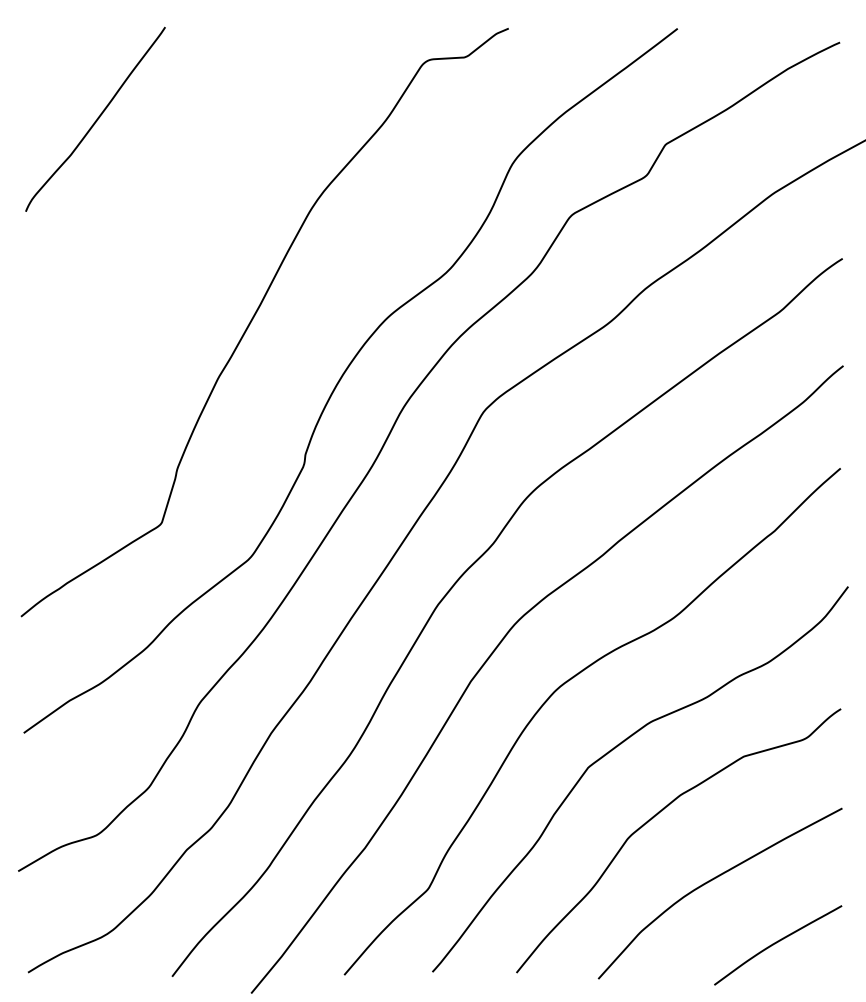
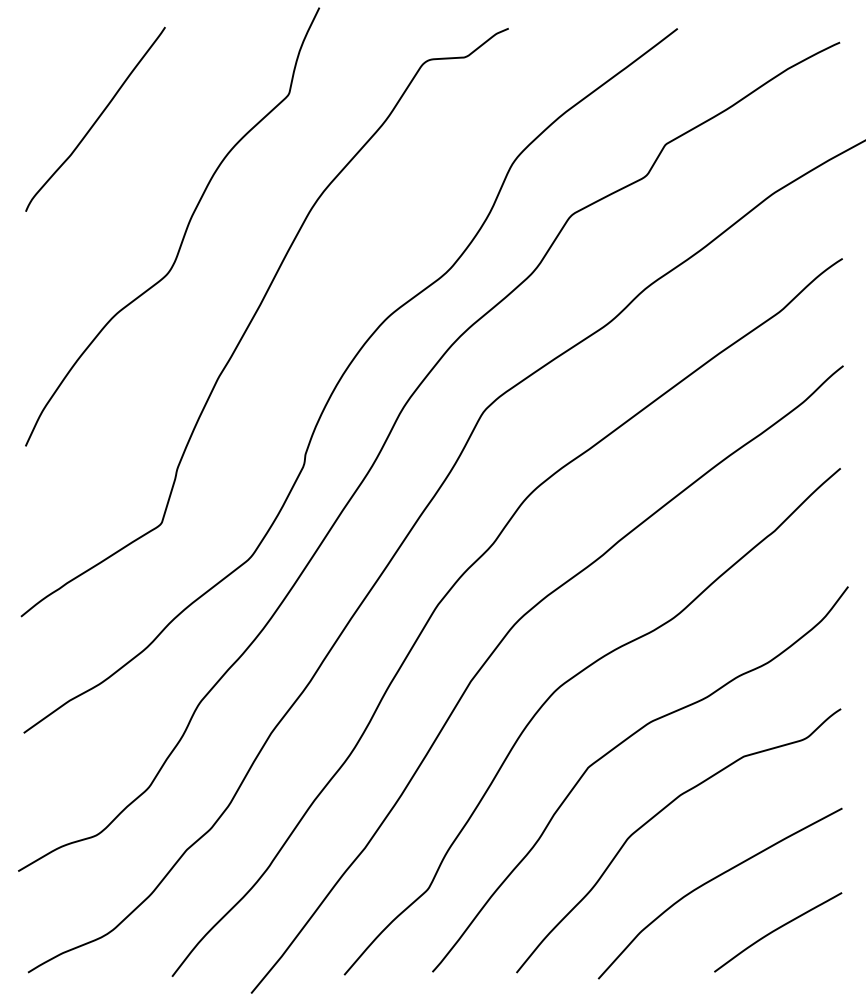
curve: none -> present (185, 229)
curve position: (776, 943) -> (776, 930) (776, 930)
